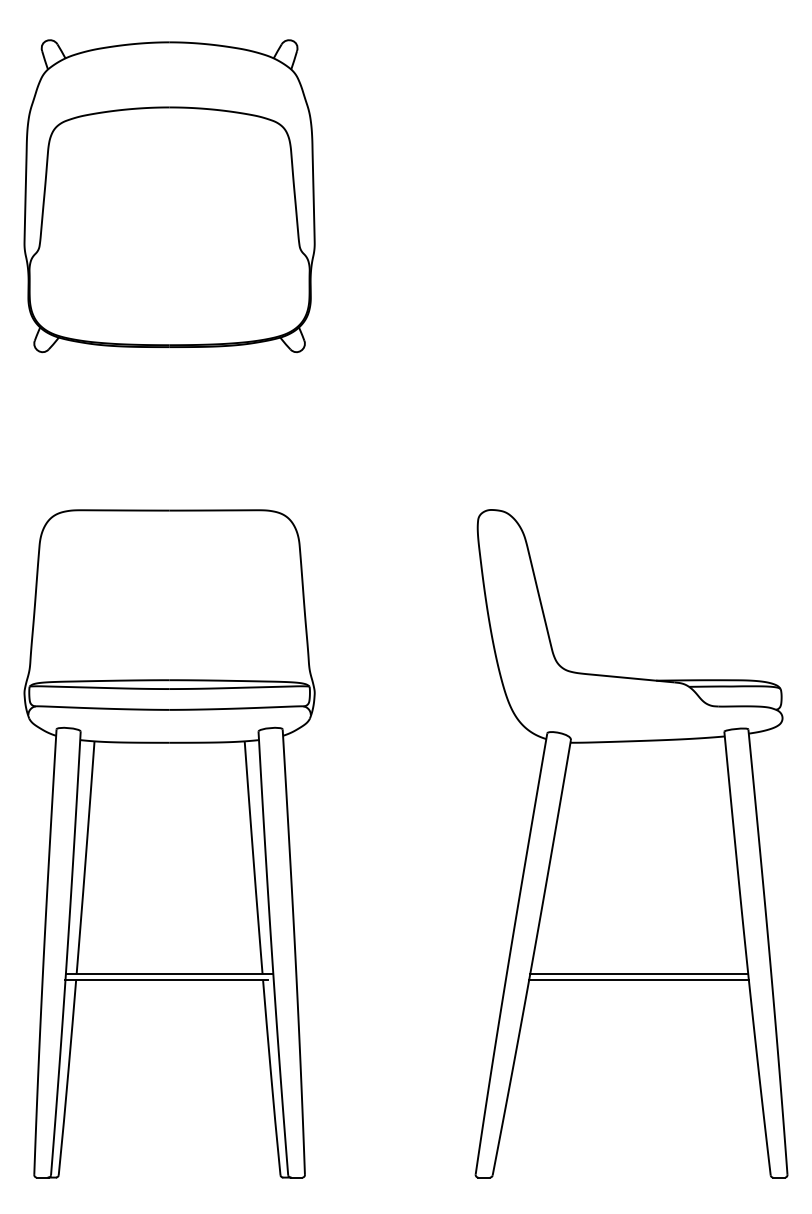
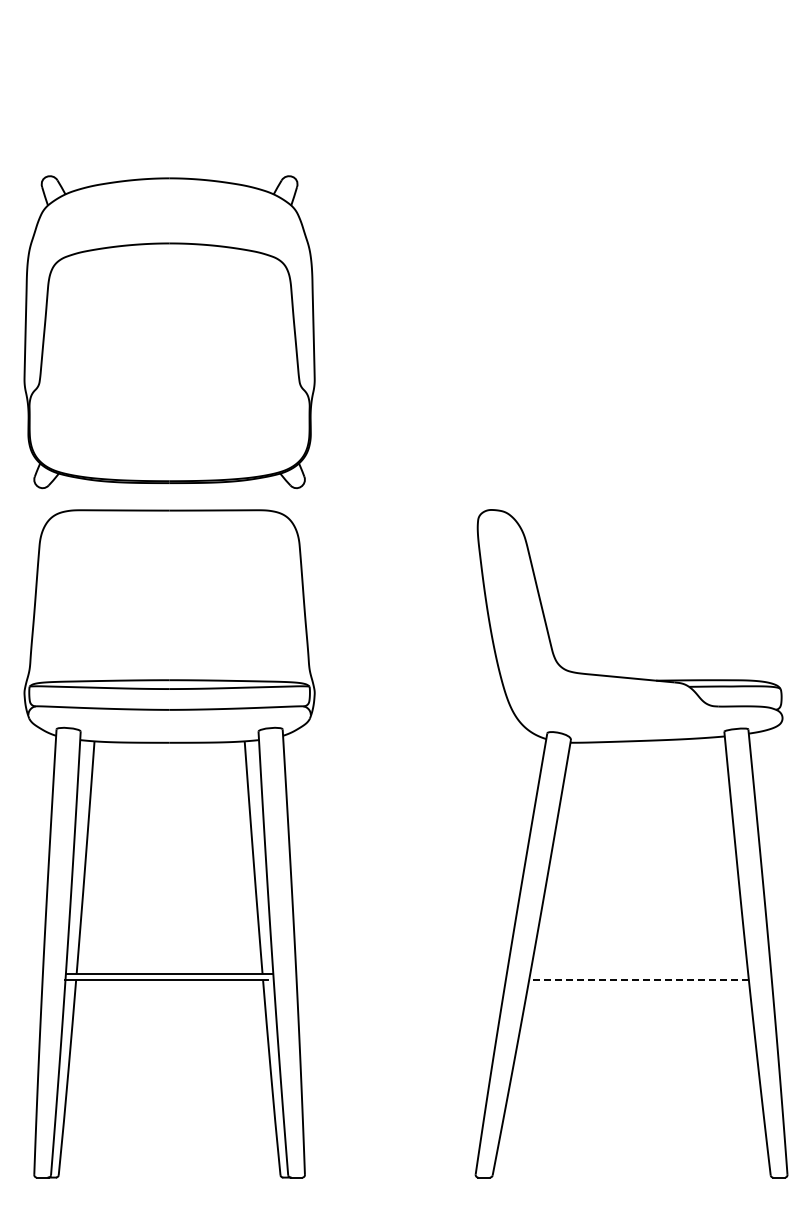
part position: (169, 196) -> (169, 332) (169, 332)
line: present -> none (639, 974)
line: solid -> dashed (639, 980)
